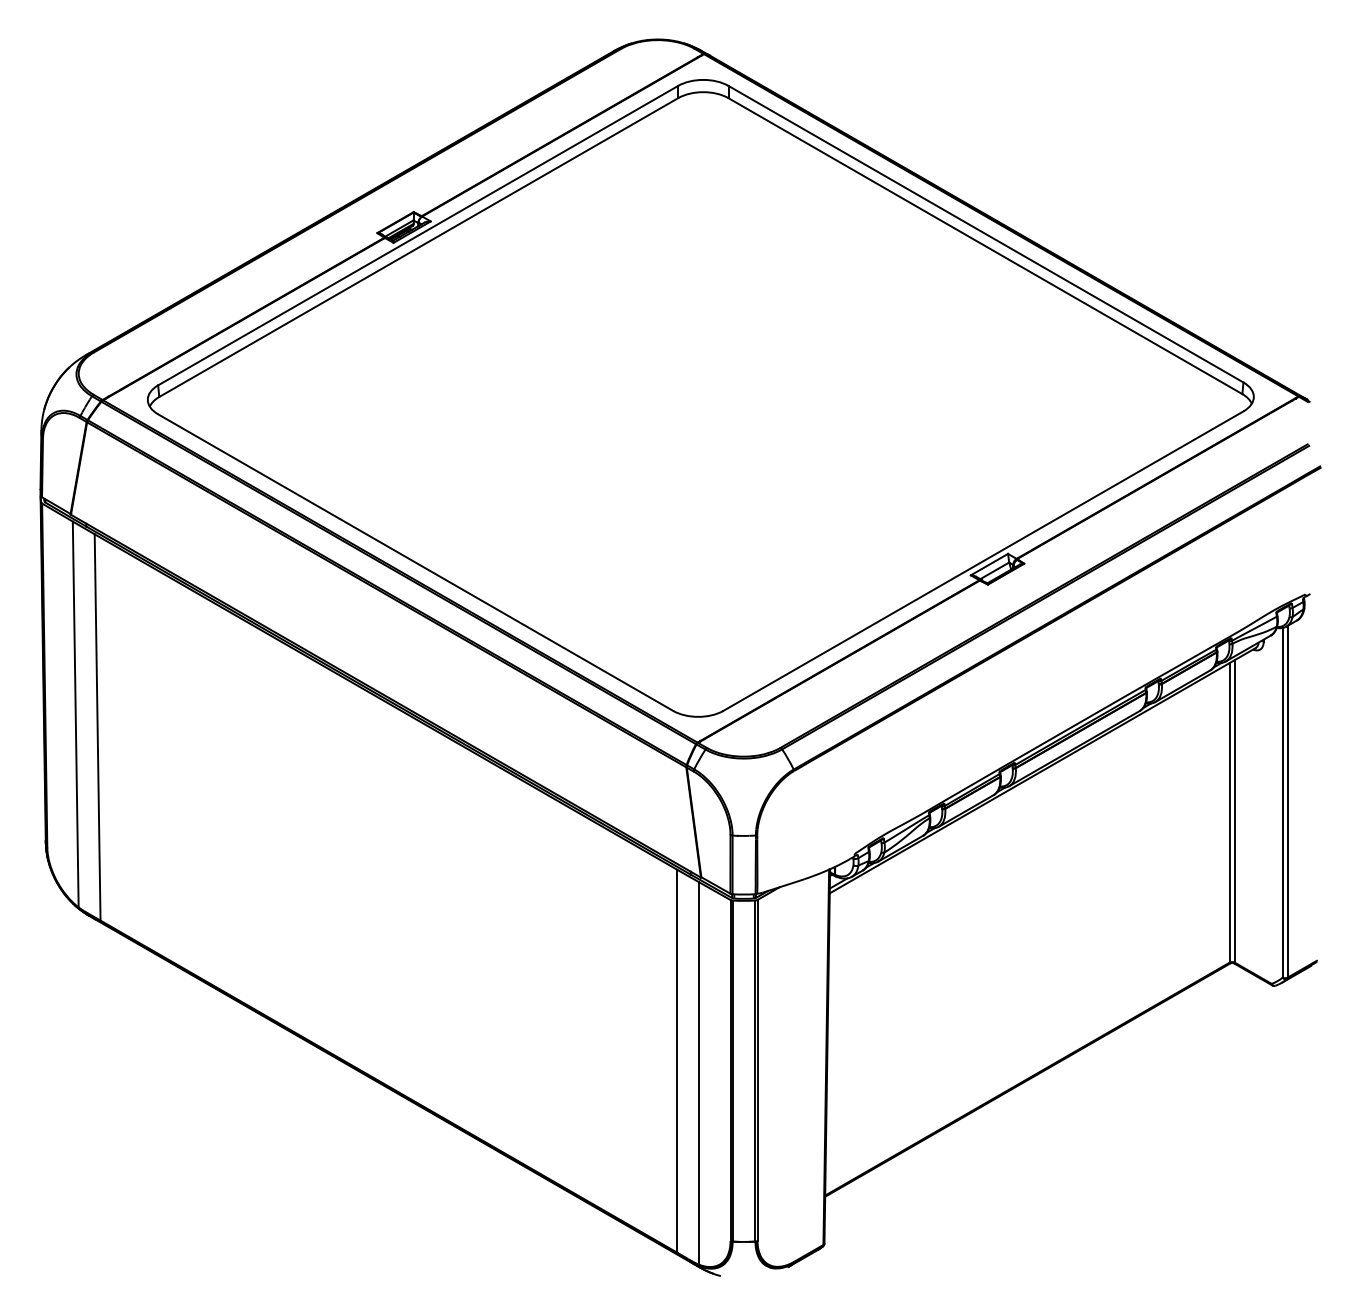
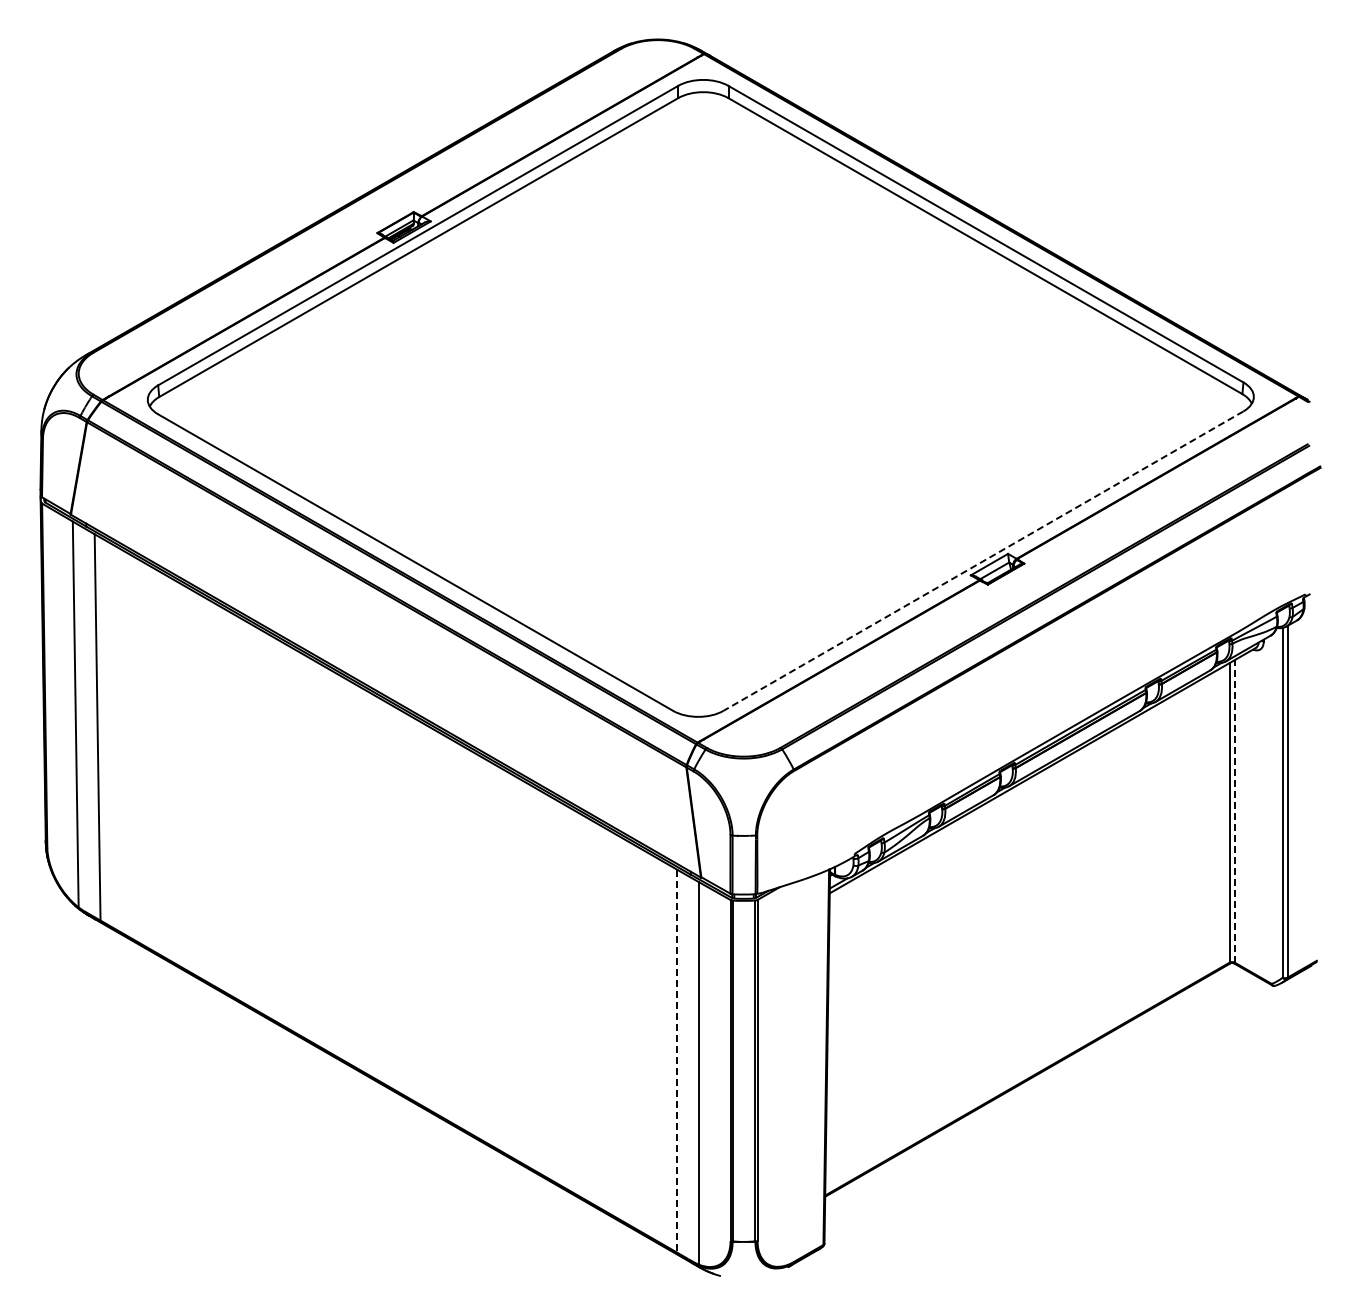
line: solid -> dashed (983, 561)
line: solid -> dashed (1234, 810)
line: solid -> dashed (677, 1061)
